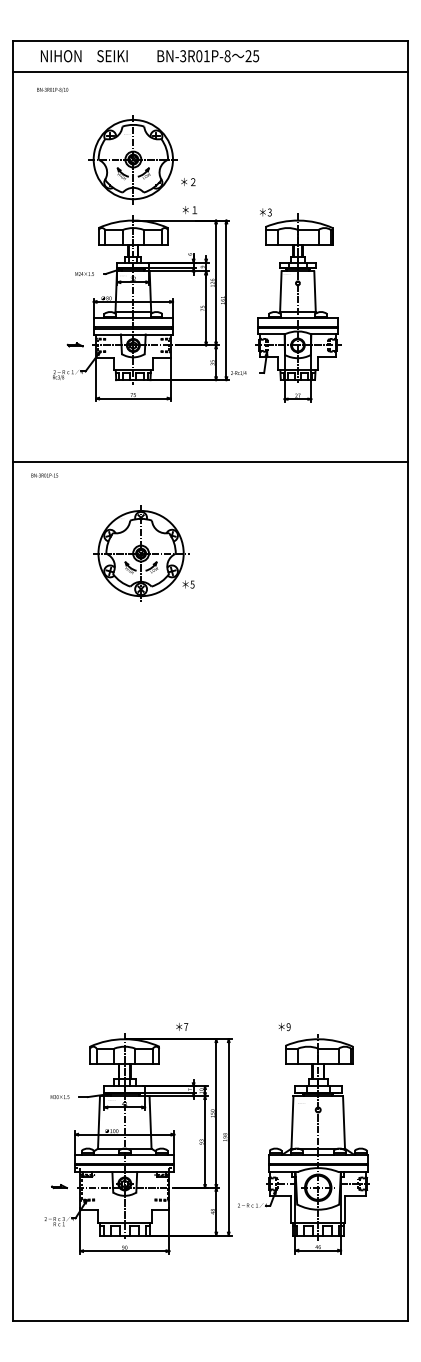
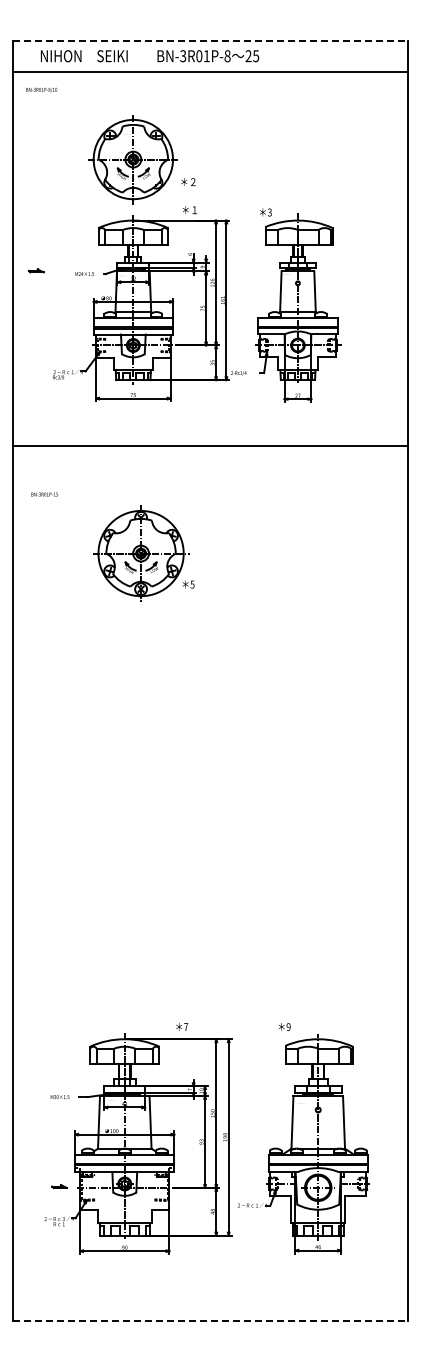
line: solid -> dashed (210, 40)
text position: (52, 89) -> (41, 89) (41, 89)
part position: (74, 344) -> (35, 270) (35, 270)
line position: (210, 461) -> (210, 445) (210, 445)
text position: (44, 475) -> (44, 494) (44, 494)
line: solid -> dashed (210, 1321)
